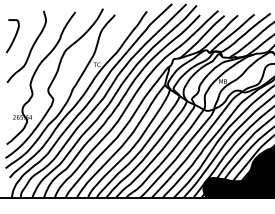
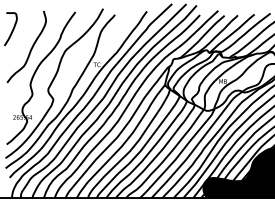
curve position: (13, 37) -> (11, 30) (11, 30)
